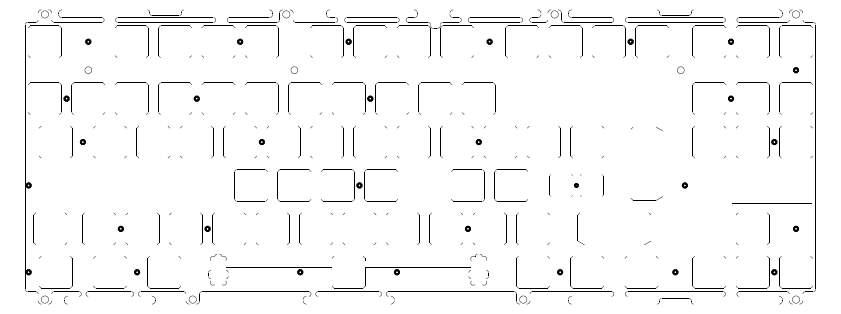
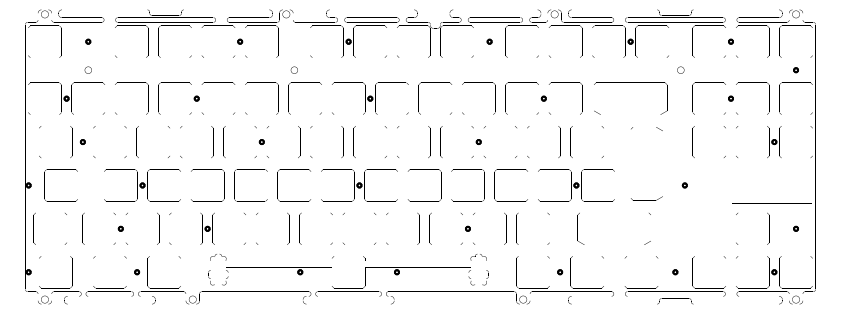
part: none -> present (630, 82)
part: none -> present (543, 98)
part: none -> present (60, 169)
part: none -> present (207, 169)
part: none -> present (424, 169)
part: none -> present (142, 185)
part size: 55x23 px -> 77x33 px (576, 185)
